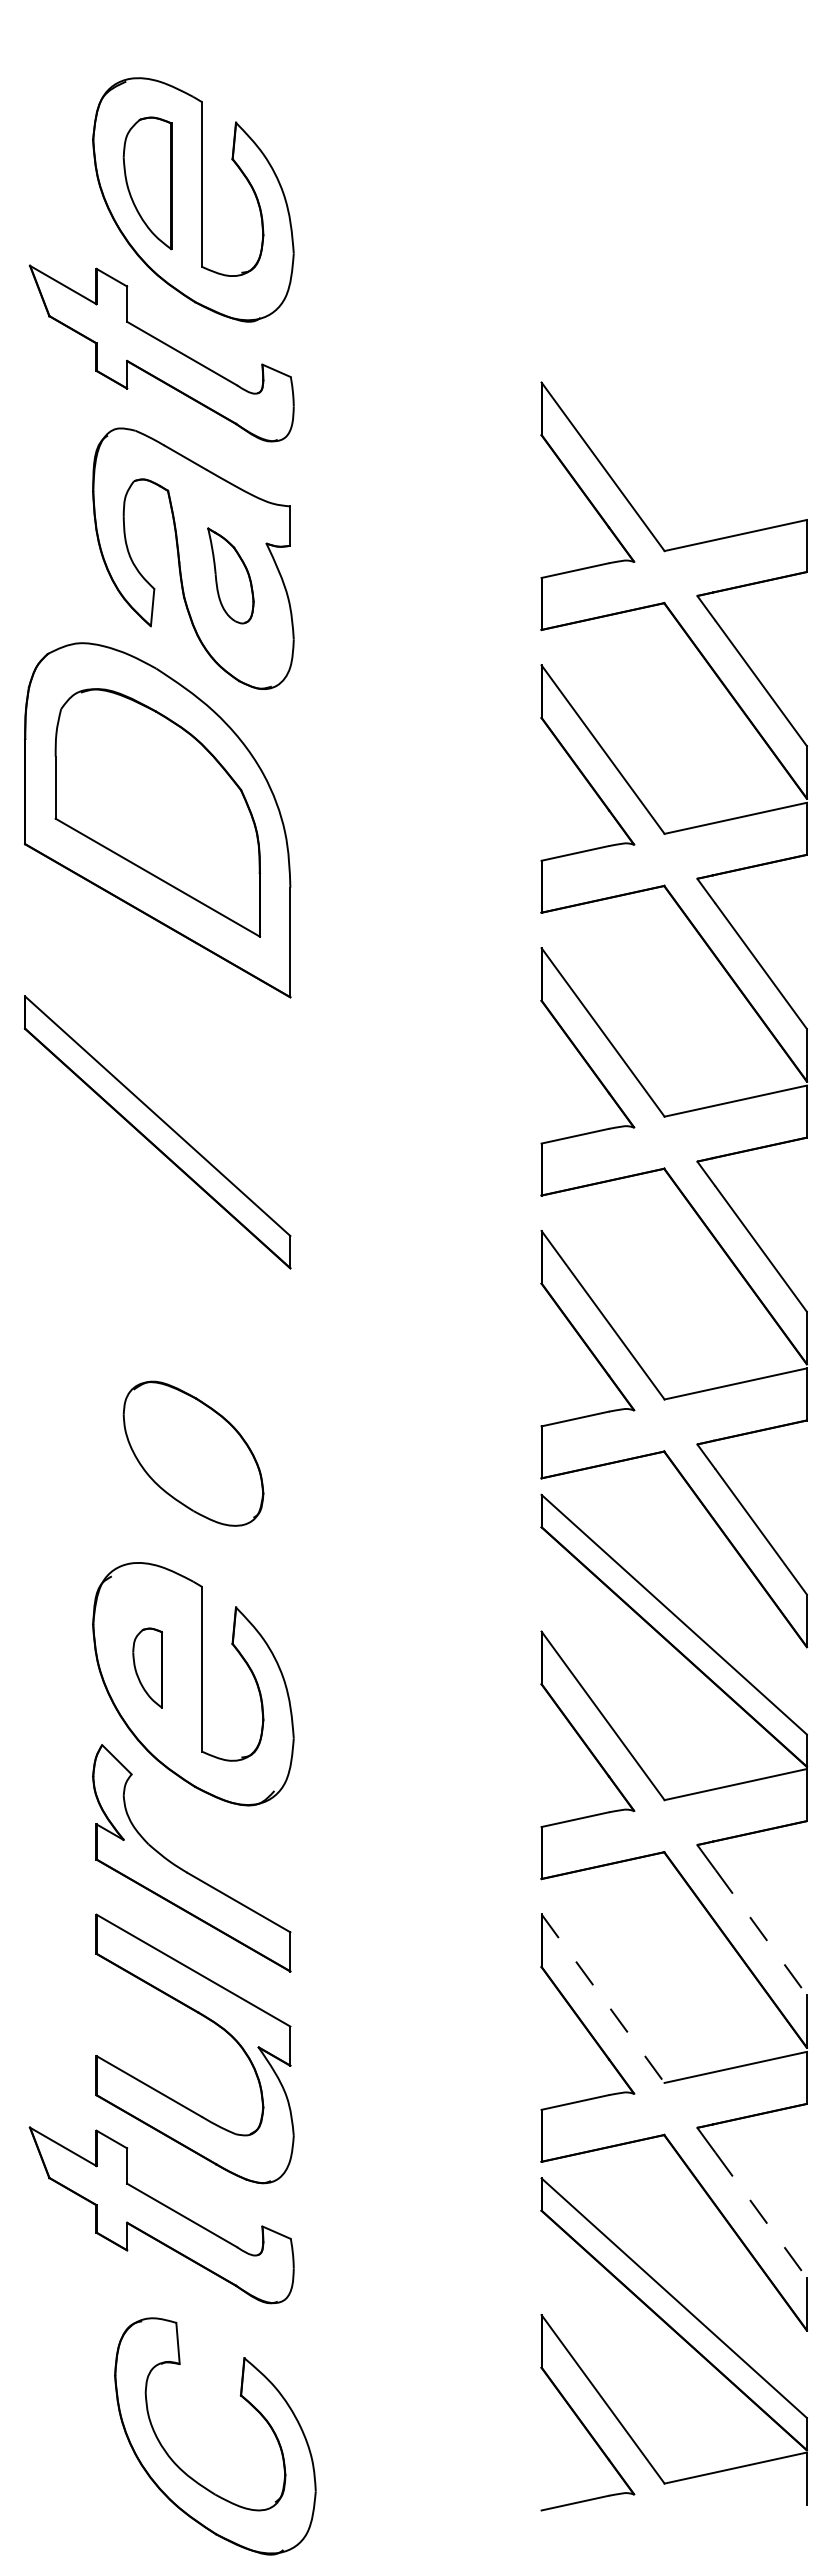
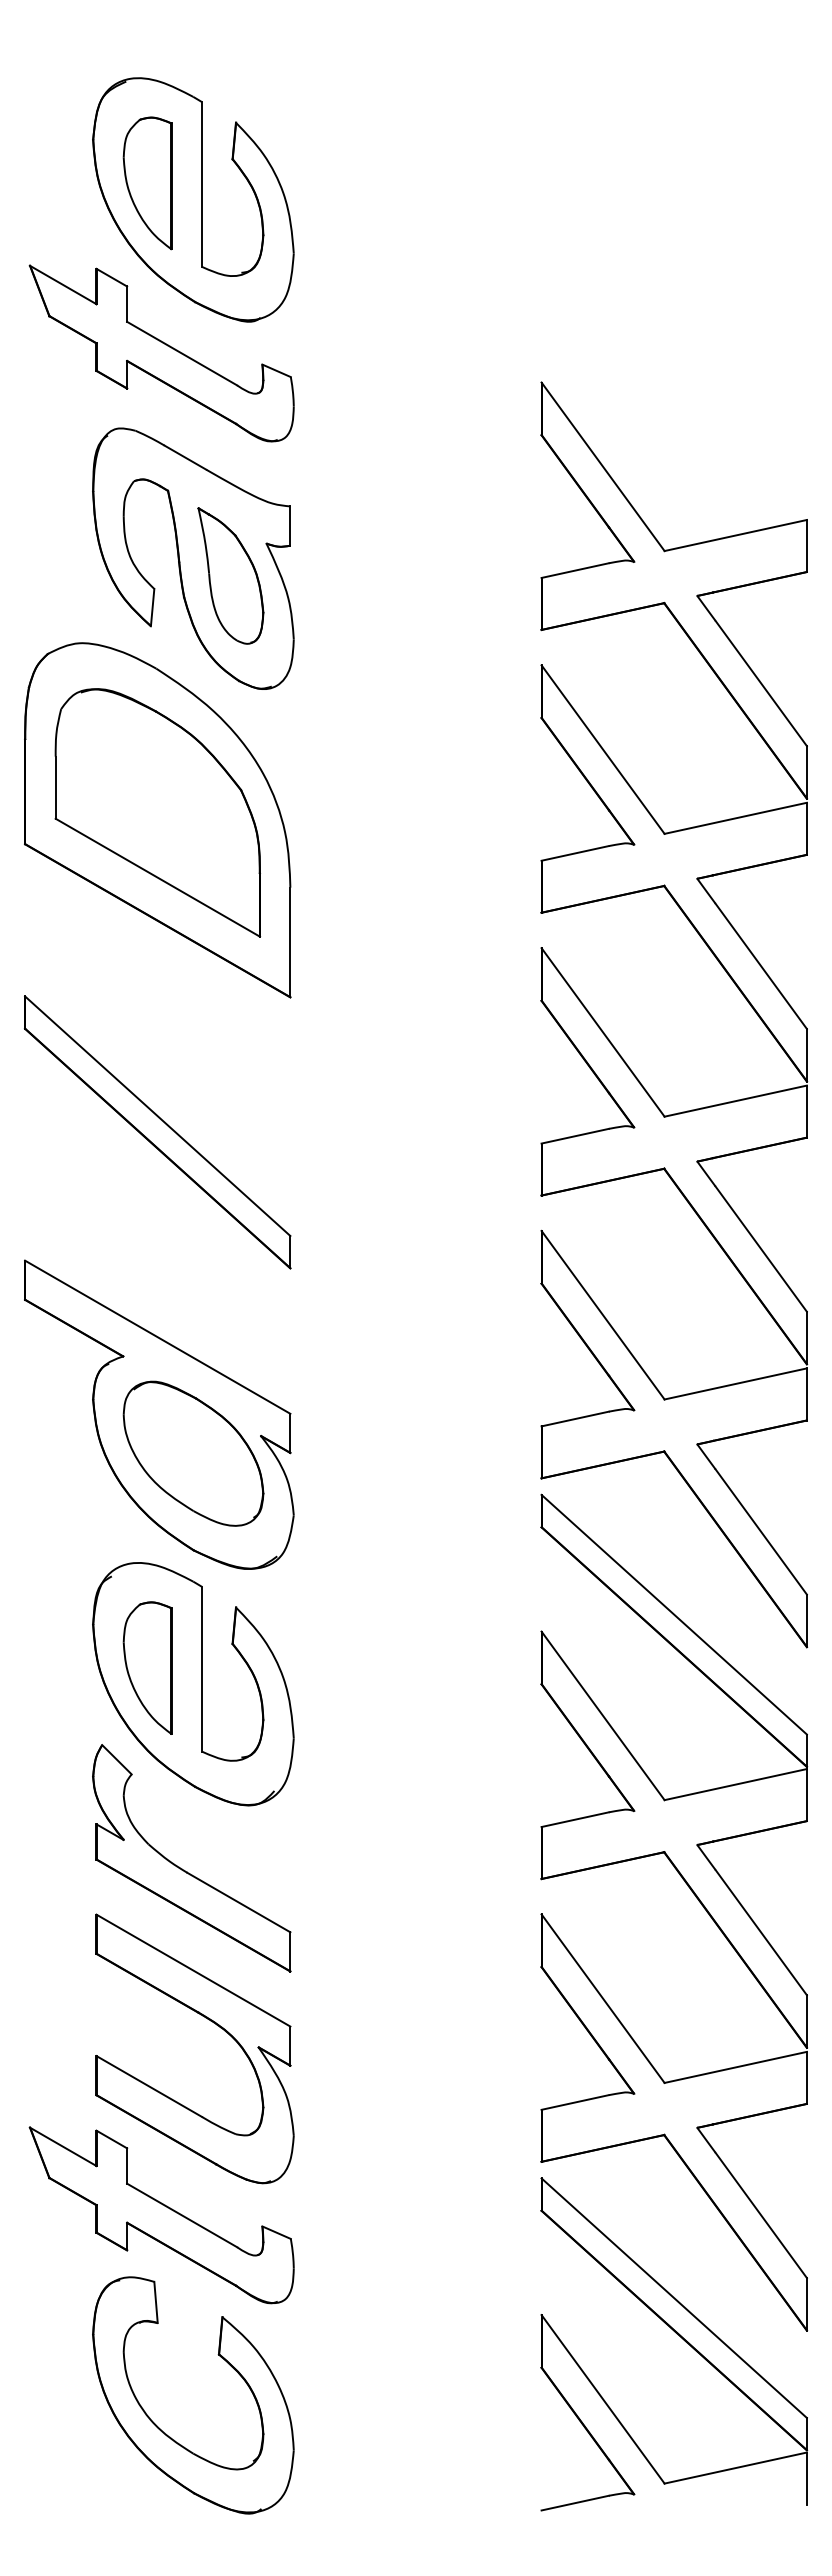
part size: 48x98 px -> 68x138 px (230, 575)
part: none -> present (159, 1414)
part size: 31x82 px -> 51x134 px (147, 1667)
line: dashed -> solid (761, 1933)
line: dashed -> solid (603, 1999)
line: dashed -> solid (761, 2215)
part position: (242, 2398) -> (220, 2357) (220, 2357)
